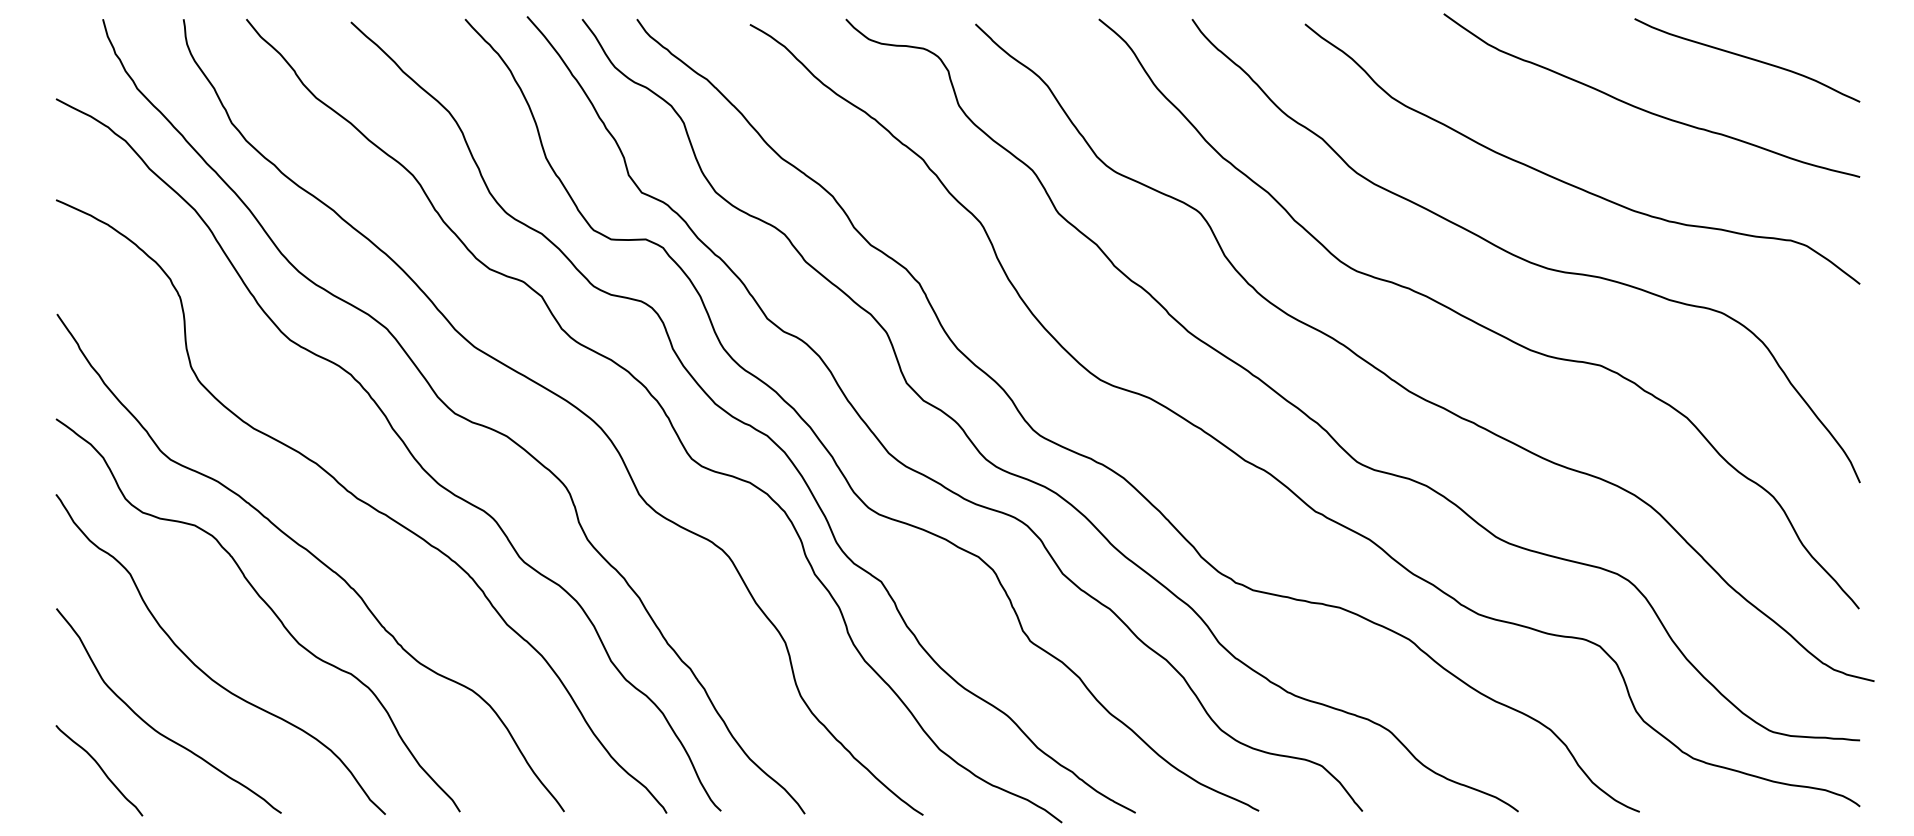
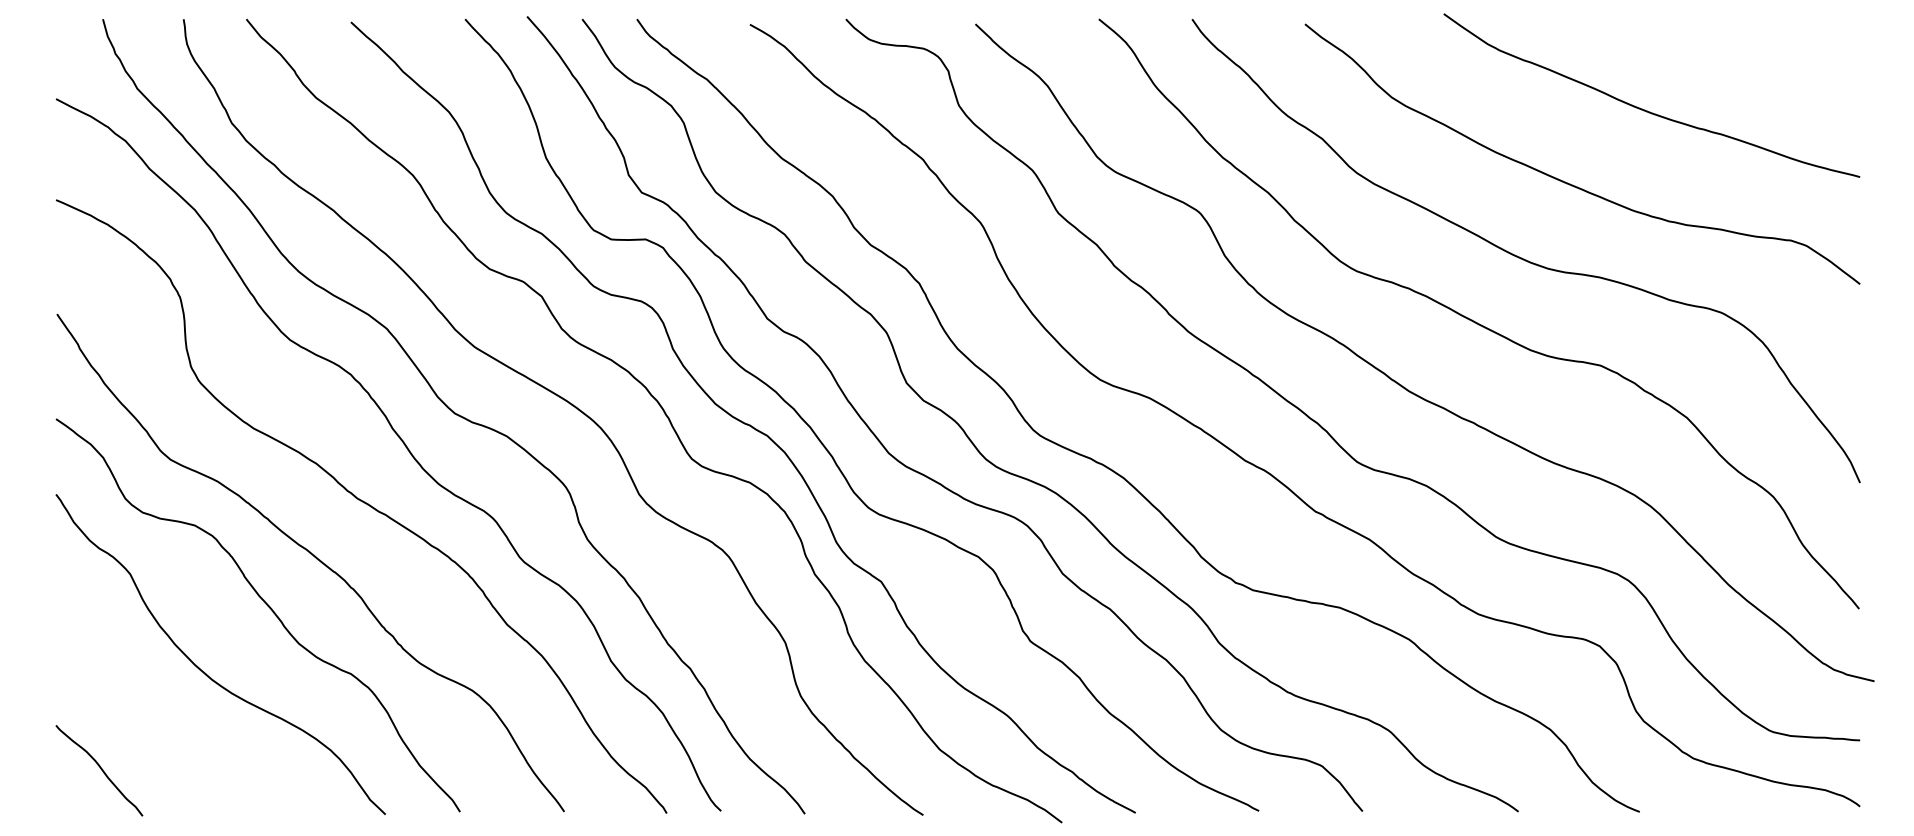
curve: present -> none (1747, 58)
curve: present -> none (153, 727)
